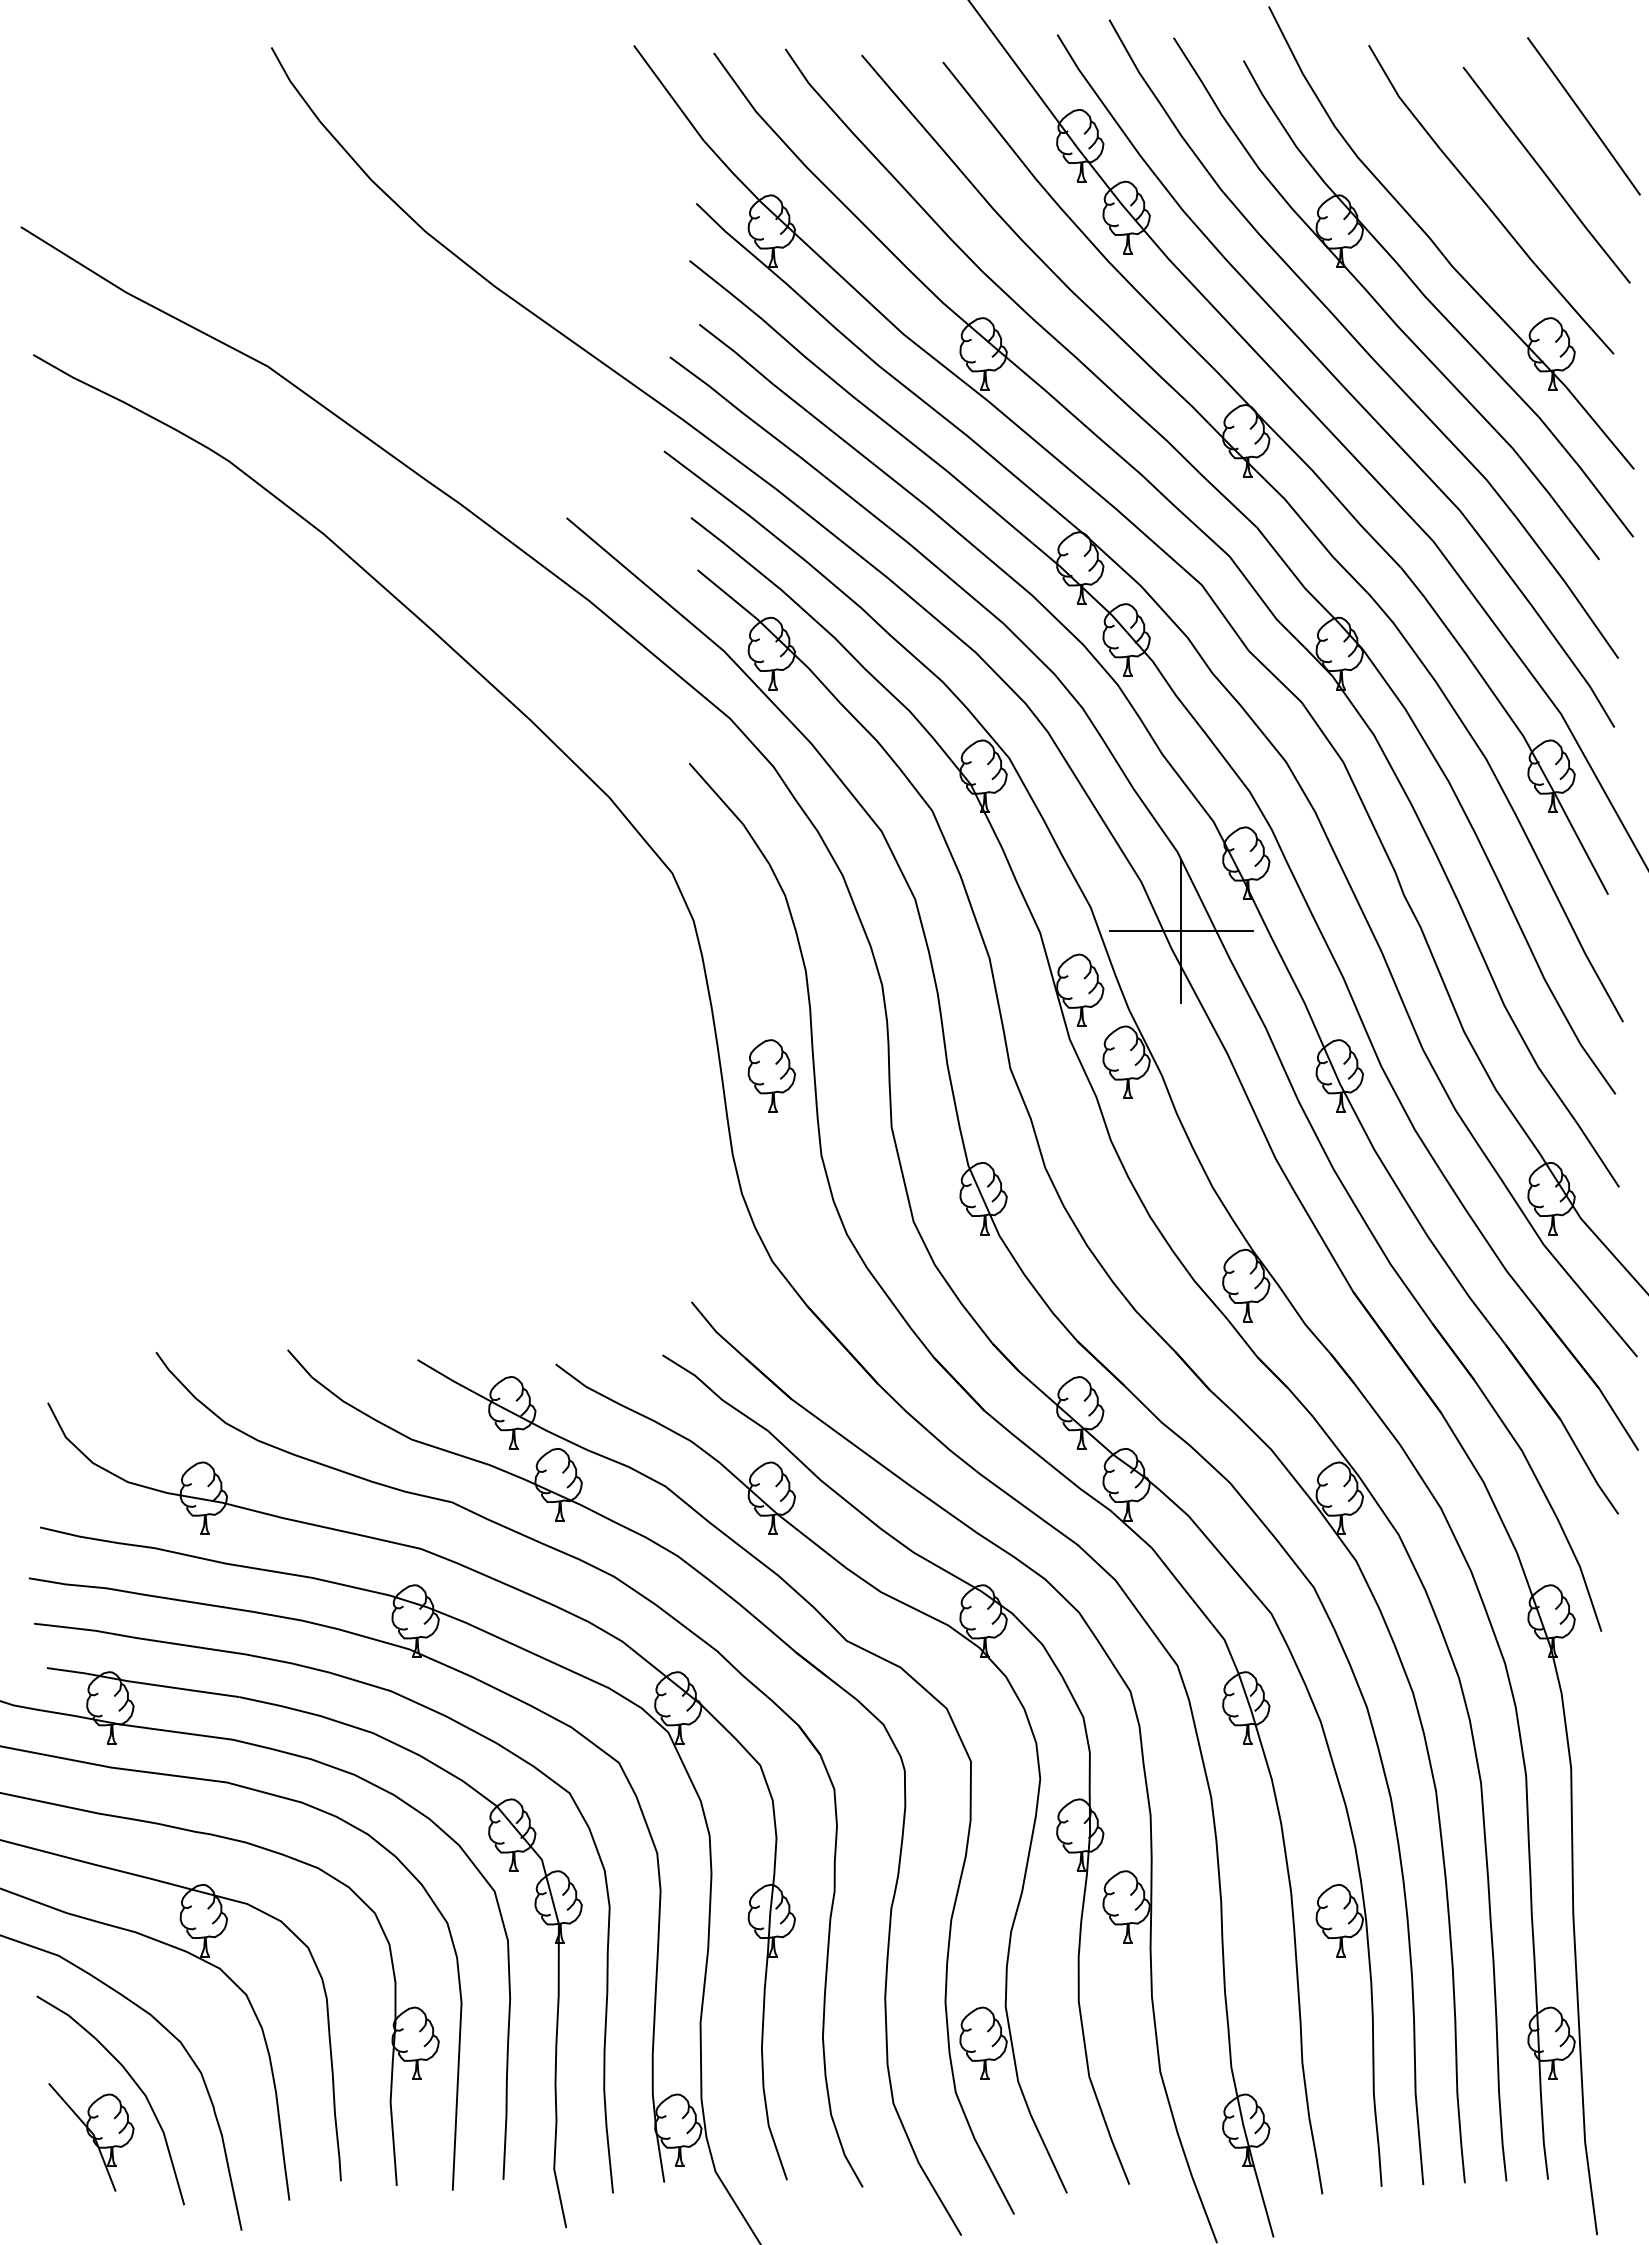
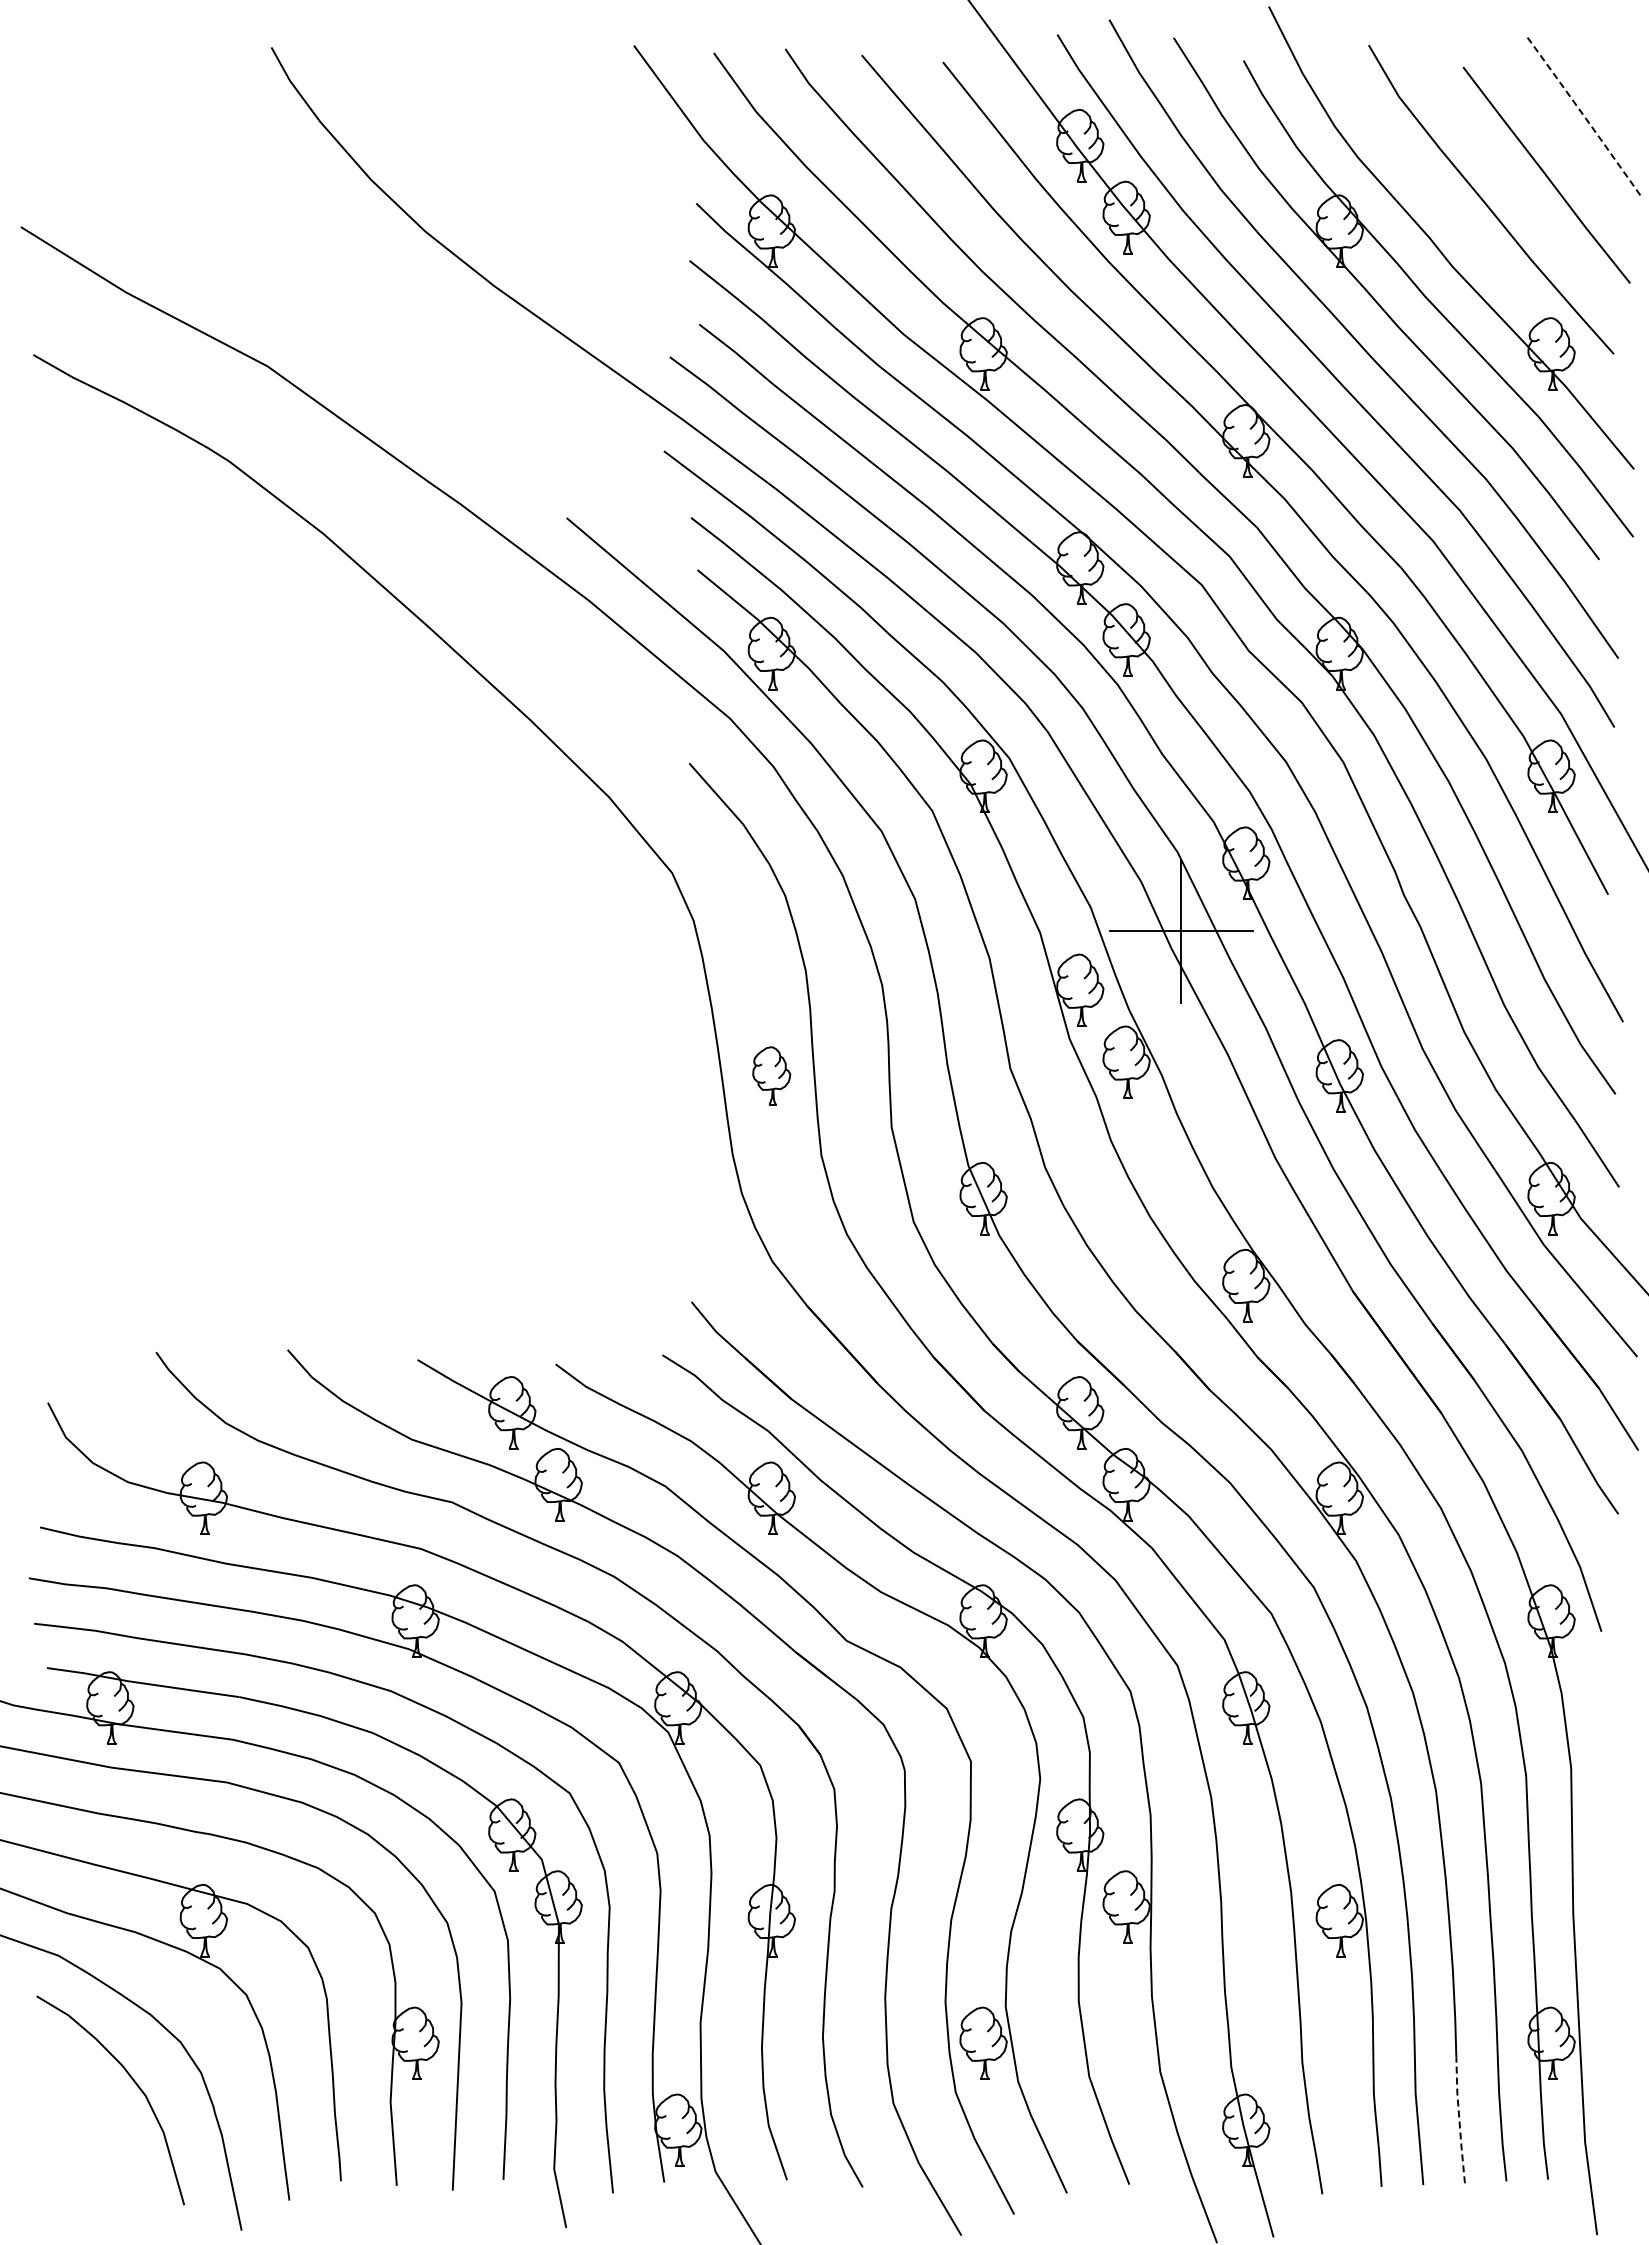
line: solid -> dashed (1584, 116)
part size: 49x74 px -> 40x60 px (771, 1075)
line: solid -> dashed (1459, 2120)
part: present -> none (91, 2137)
